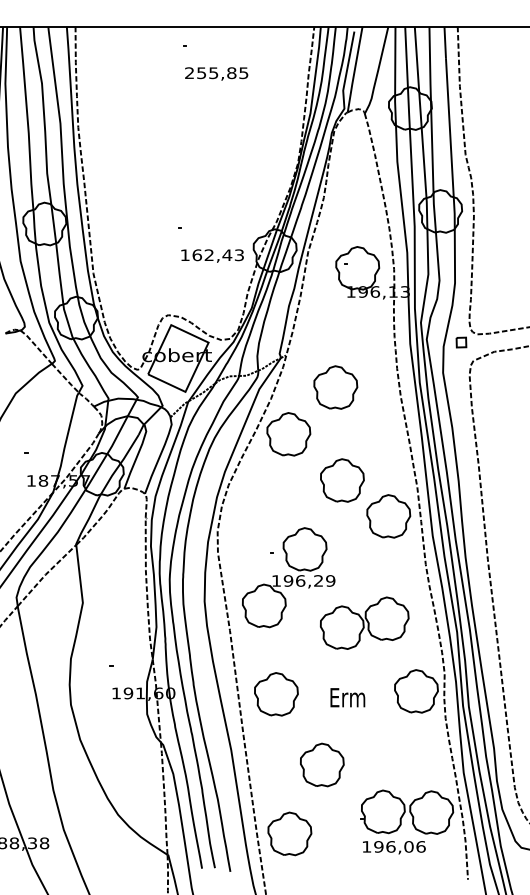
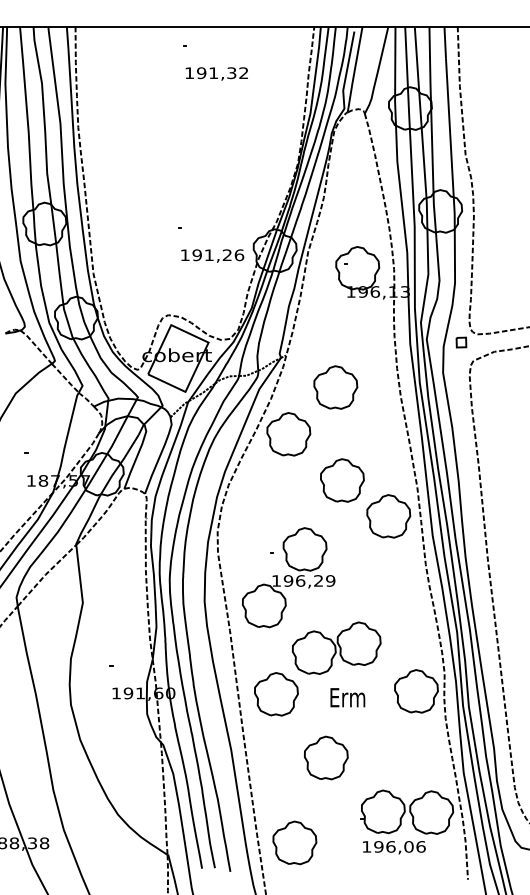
text: 255,85 -> 191,32 (216, 73)
text: 162,43 -> 191,26 (218, 255)
part position: (364, 622) -> (336, 647) (336, 647)
part position: (322, 764) -> (326, 757) (326, 757)
part position: (289, 833) -> (294, 842) (294, 842)
